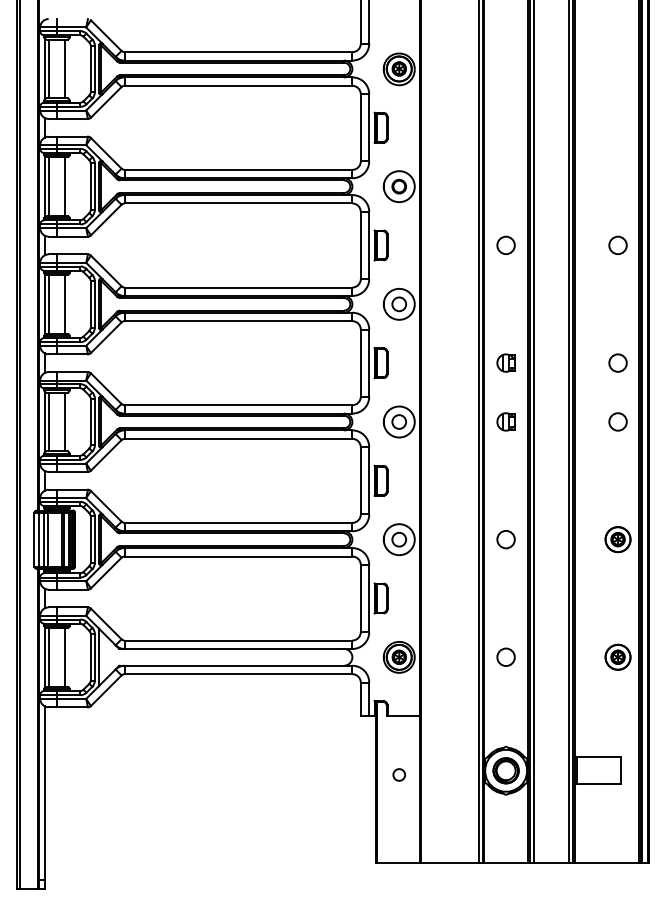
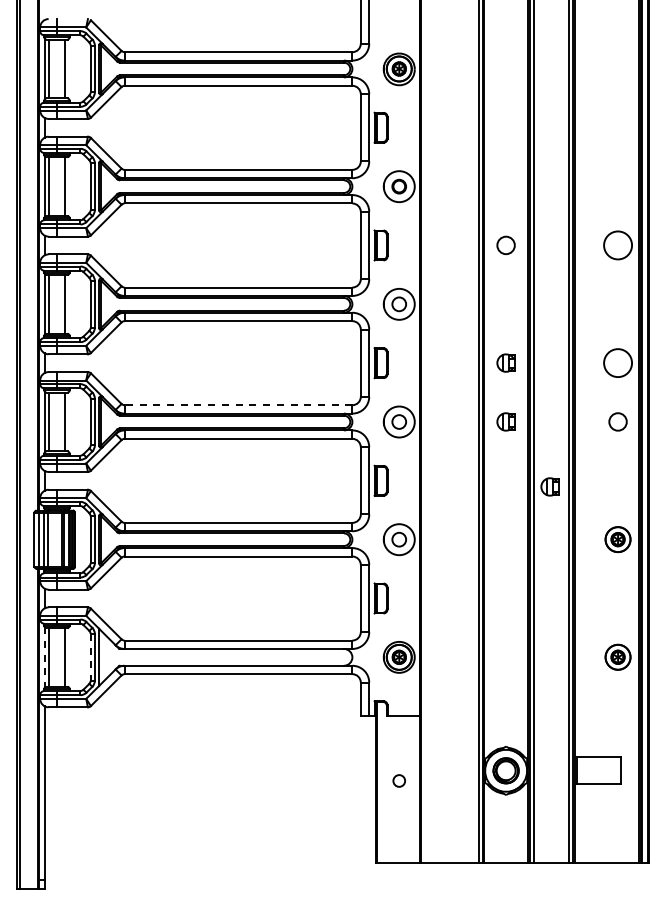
circle diameter: 17 px -> 28 px (618, 245)
circle diameter: 17 px -> 28 px (618, 363)
line: solid -> dashed (238, 405)
part: none -> present (549, 486)
circle: present -> none (505, 539)
circle: present -> none (505, 656)
line: solid -> dashed (44, 657)
line: solid -> dashed (90, 657)
circle position: (398, 774) -> (398, 780) (398, 780)
